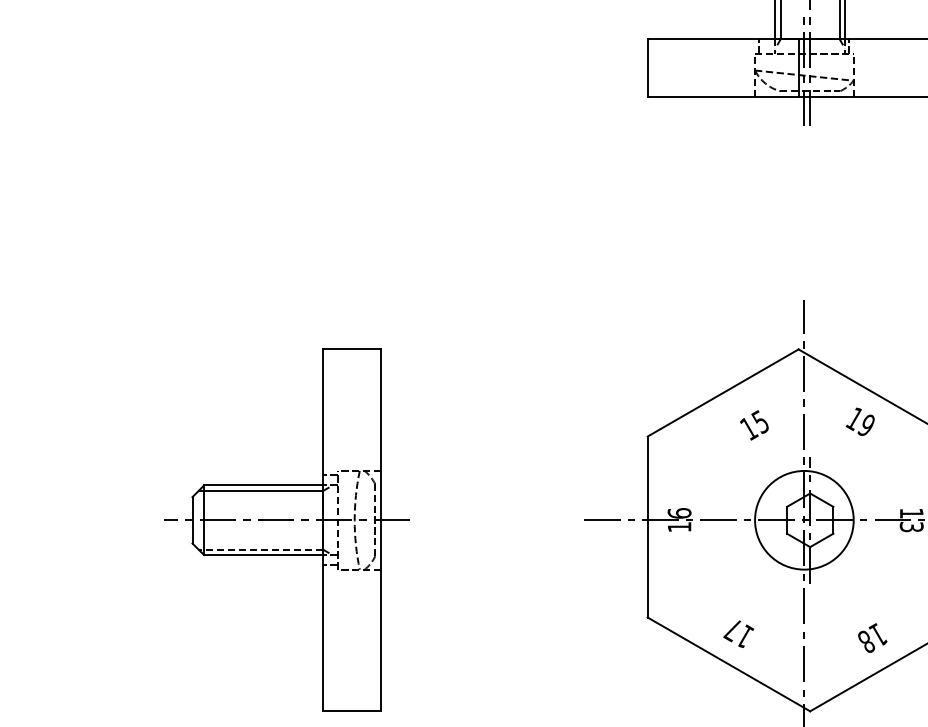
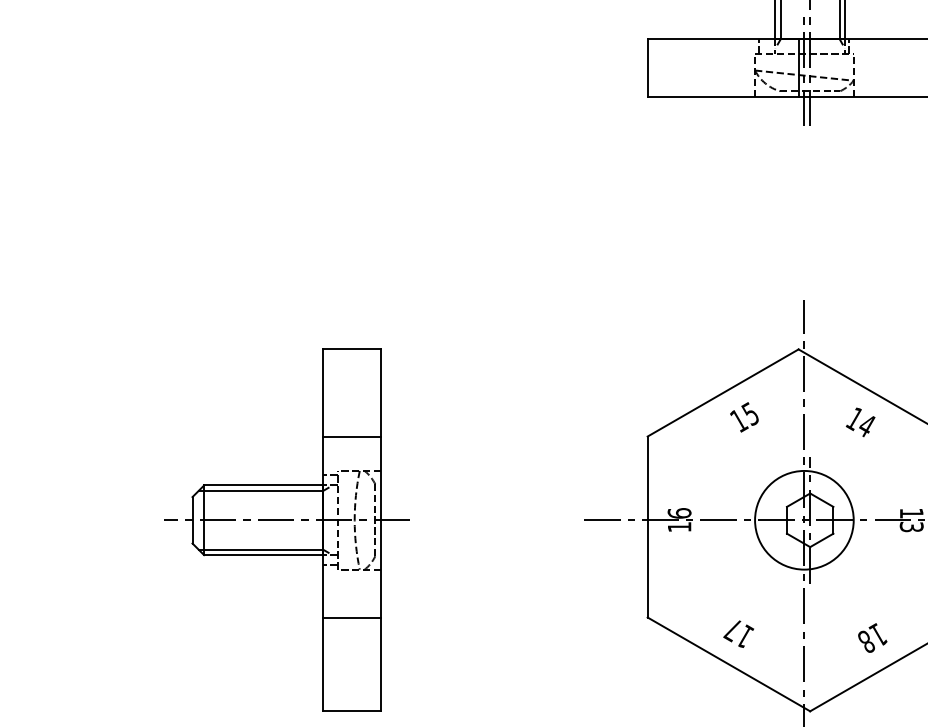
text position: (754, 425) -> (744, 417) (744, 417)
text: 19 -> 14 (866, 425)
line: none -> present (352, 436)
line: dashed -> solid (260, 549)
line: none -> present (352, 617)
